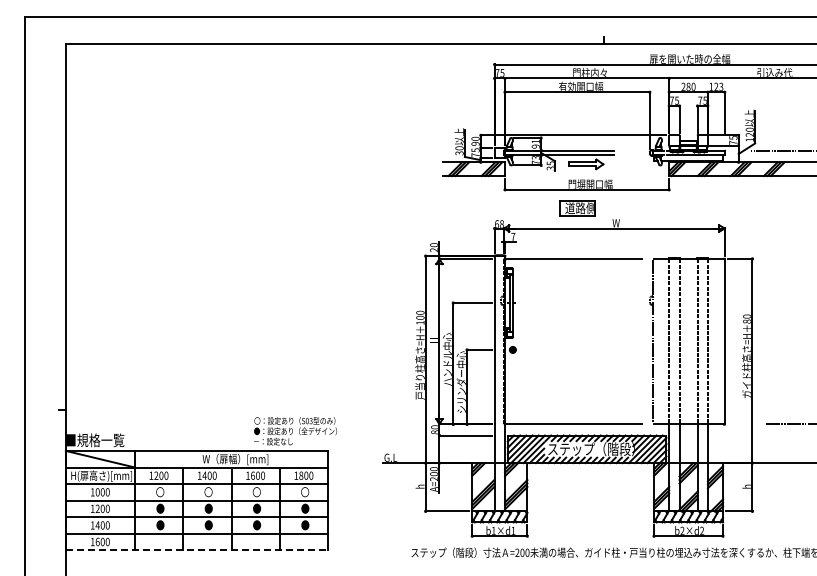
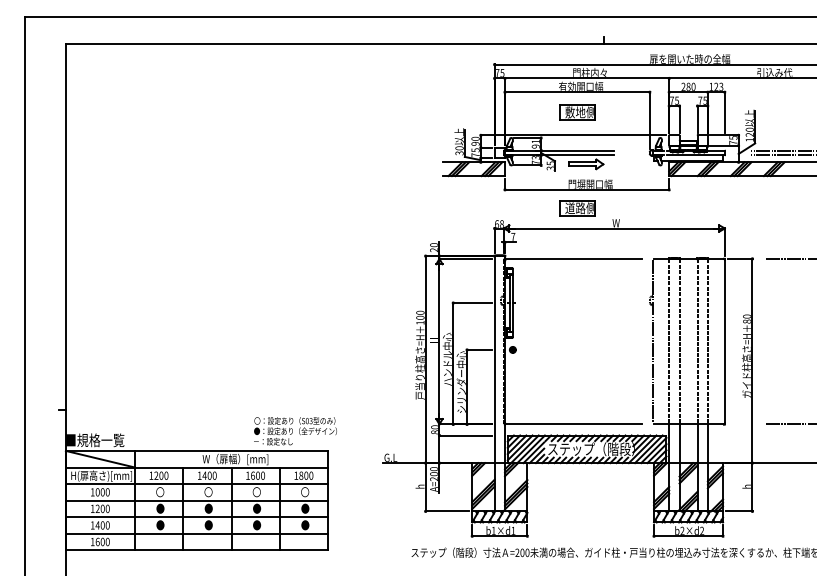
part: none -> present (577, 112)
line: none -> present (781, 155)
line: none -> present (789, 258)
line: dashed -> solid (197, 550)
